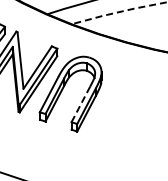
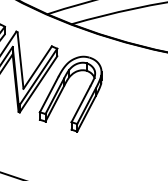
arc: dashed -> solid (118, 12)
line: dashed -> solid (80, 104)
